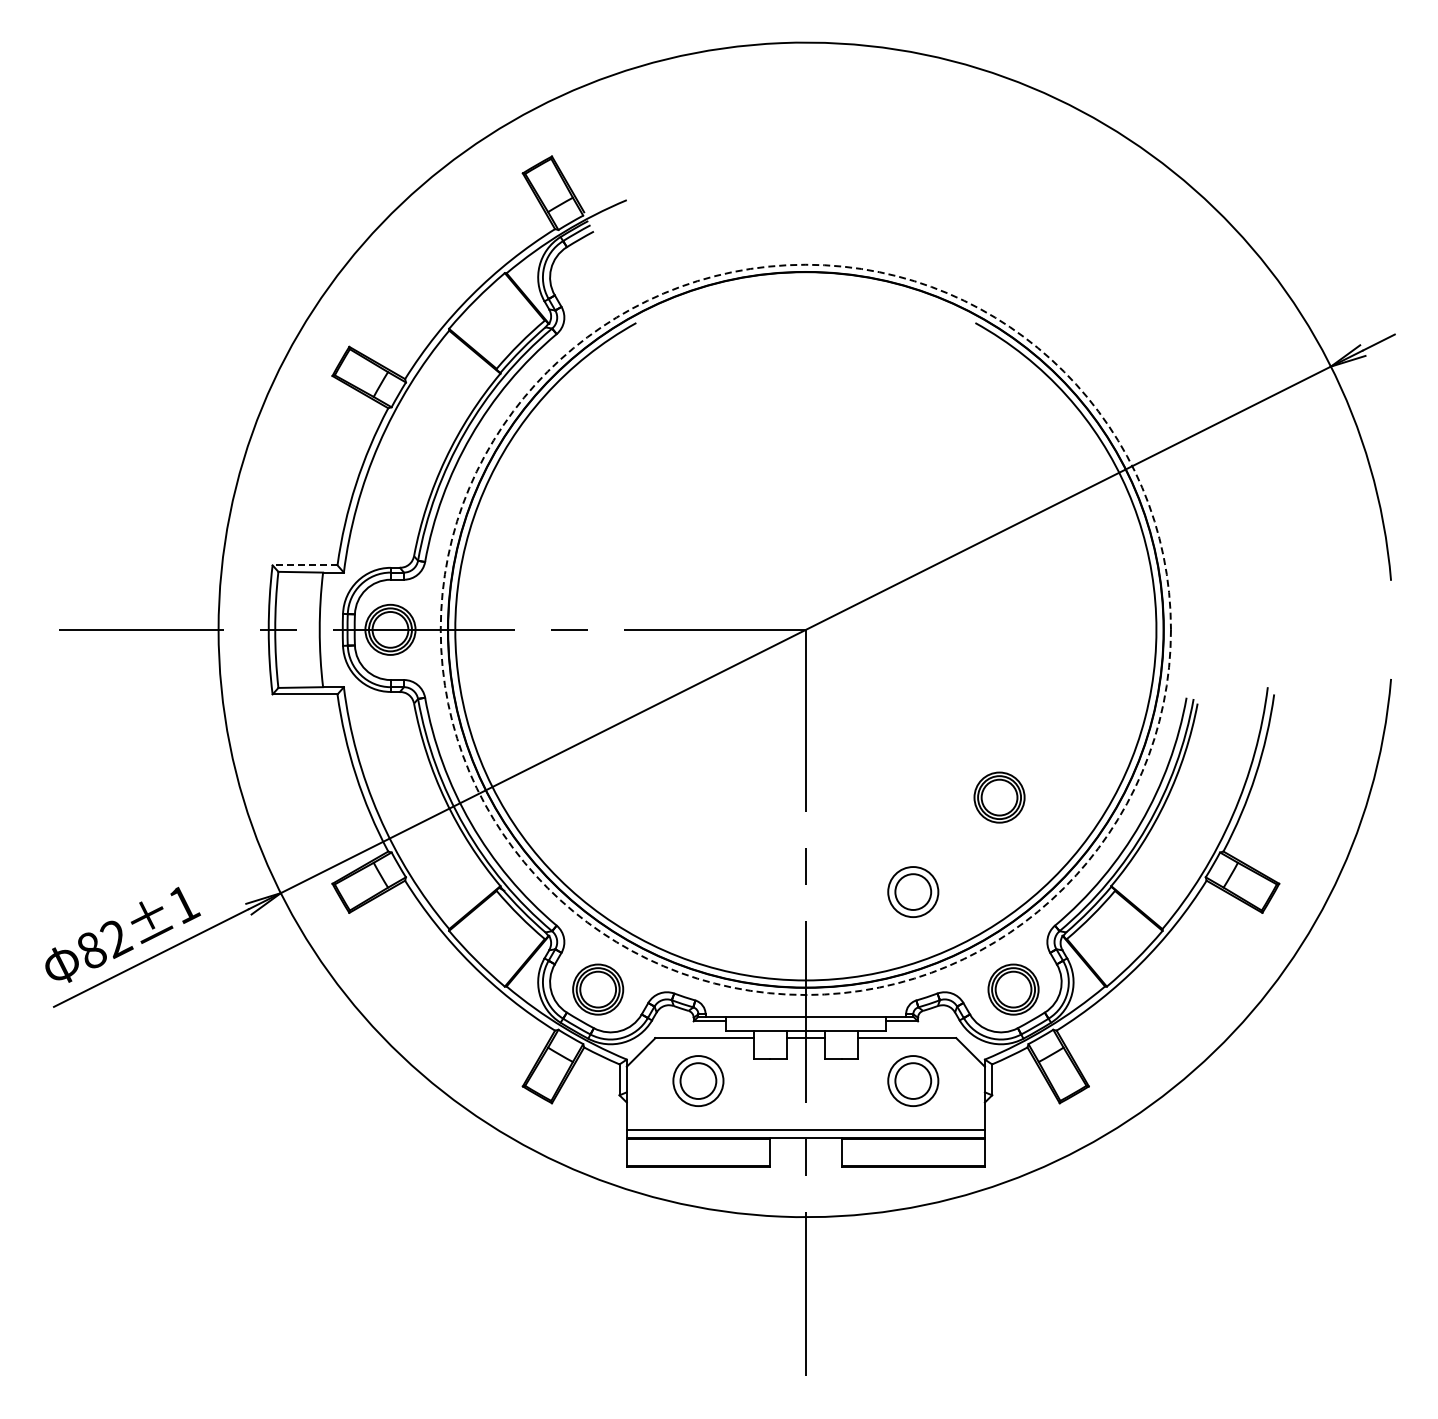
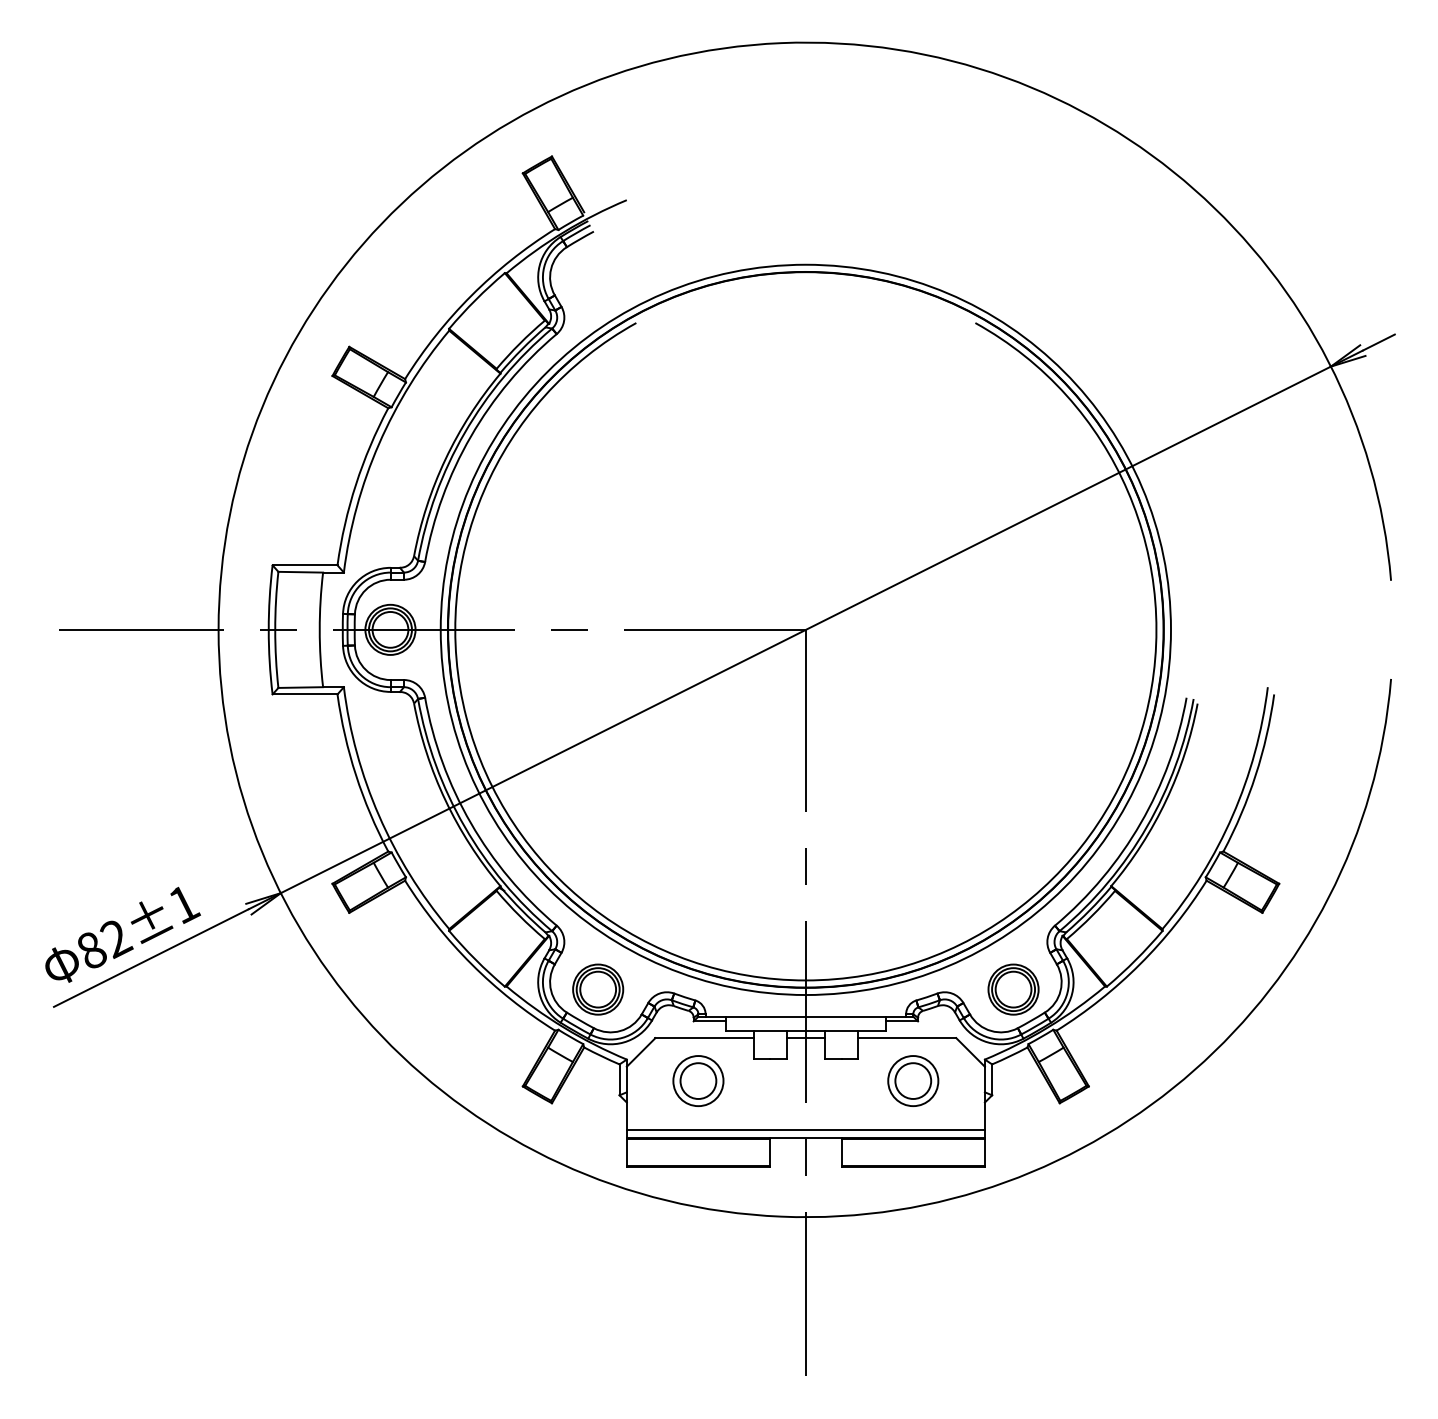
line: dashed -> solid (304, 565)
circle: dashed -> solid (805, 629)
part: present -> none (999, 797)
part: present -> none (913, 891)
